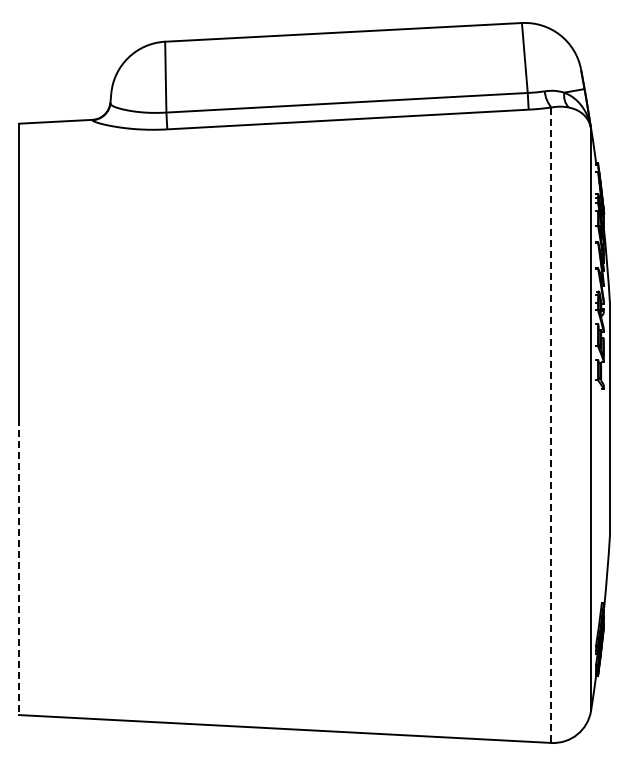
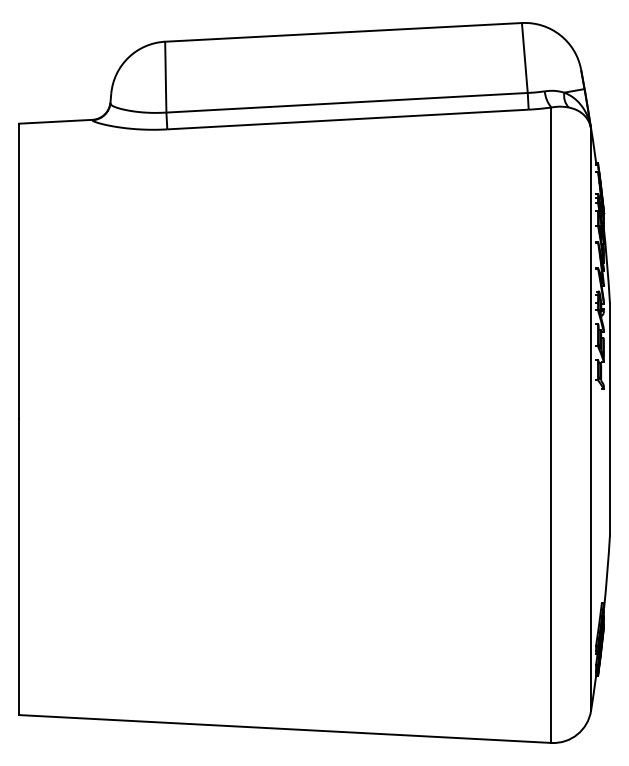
line: dashed -> solid (551, 425)
line: dashed -> solid (19, 567)
